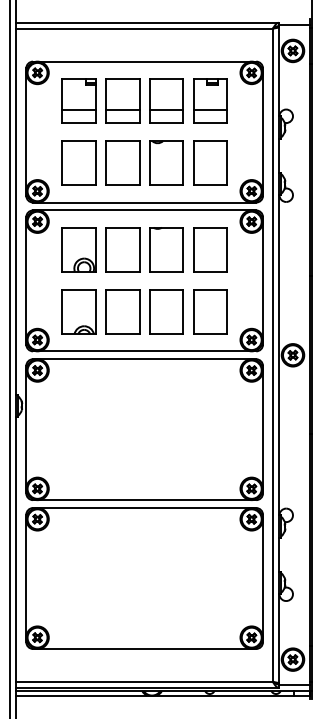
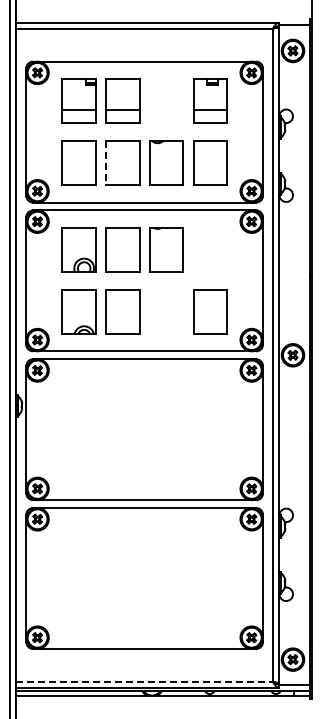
part: present -> none (166, 100)
line: solid -> dashed (105, 163)
part: present -> none (210, 249)
part: present -> none (166, 311)
line: solid -> dashed (144, 681)
